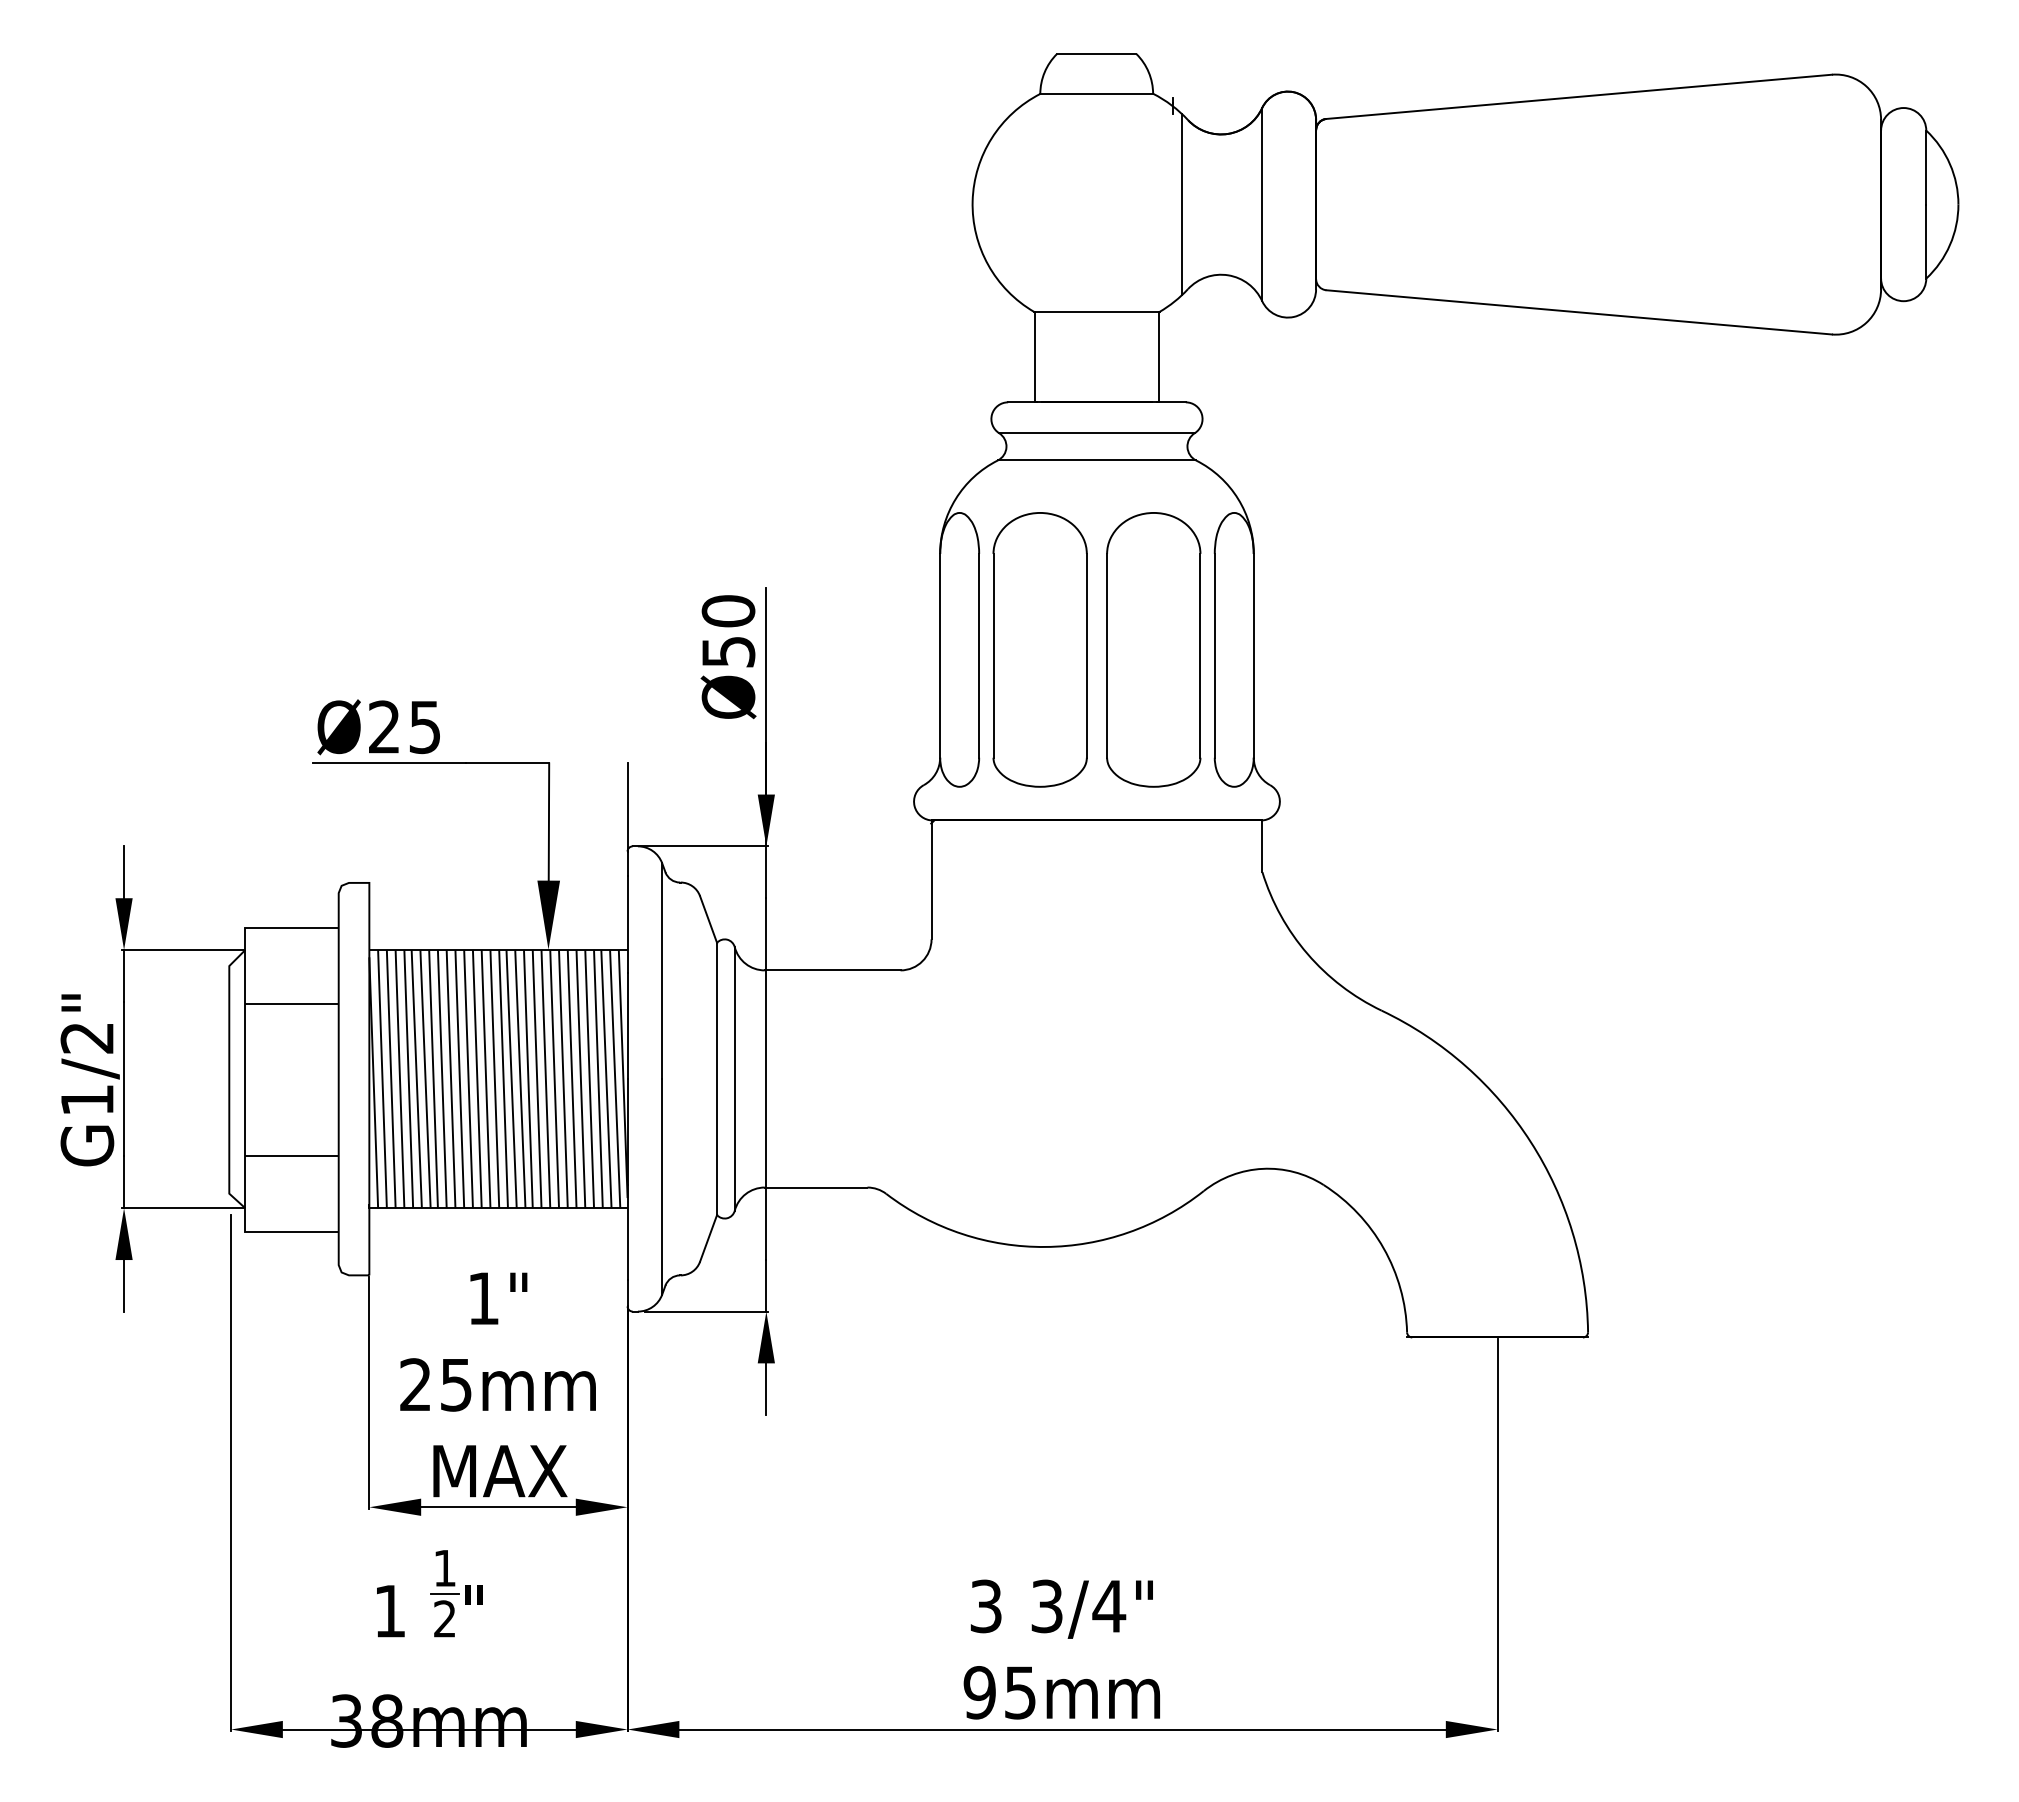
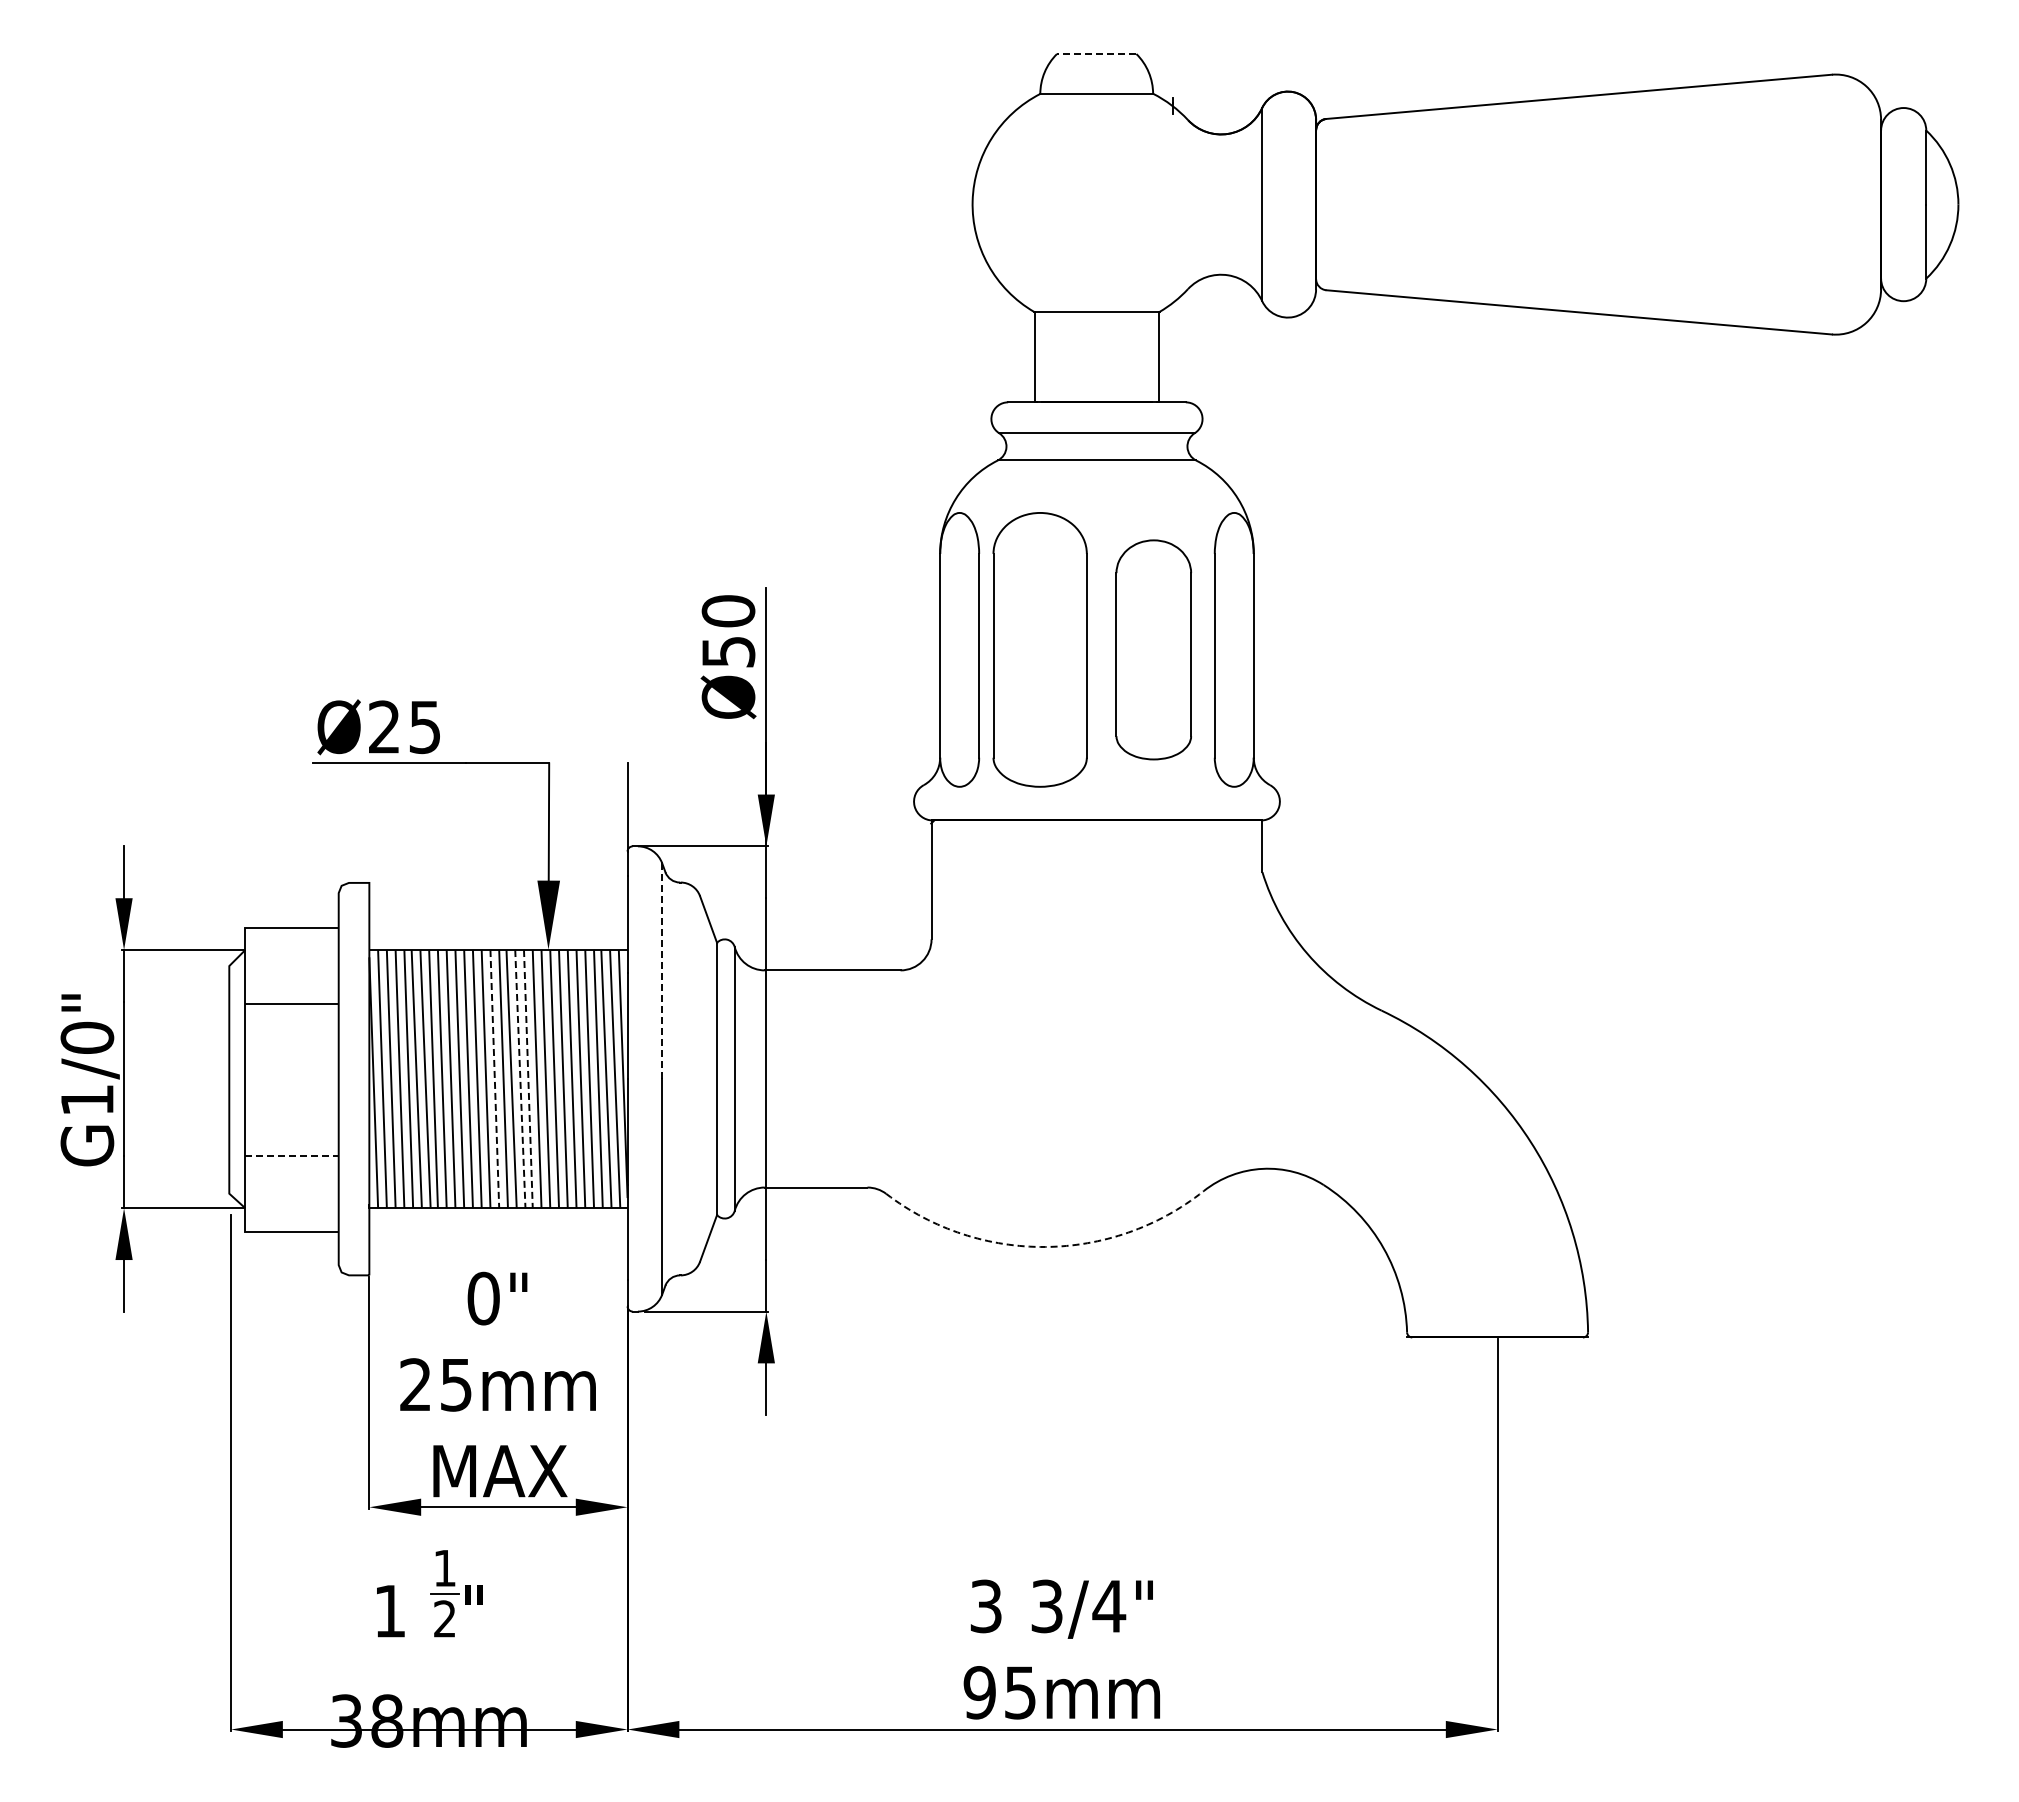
line: solid -> dashed (1096, 54)
line: present -> none (1182, 204)
part size: 96x276 px -> 77x222 px (1153, 649)
line: solid -> dashed (662, 971)
text: G1/2" -> G1/0" (87, 1037)
line: solid -> dashed (494, 1079)
line: solid -> dashed (520, 1079)
line: solid -> dashed (528, 1079)
line: solid -> dashed (292, 1155)
arc: solid -> dashed (1045, 1246)
text: 1" -> 0" (483, 1298)
